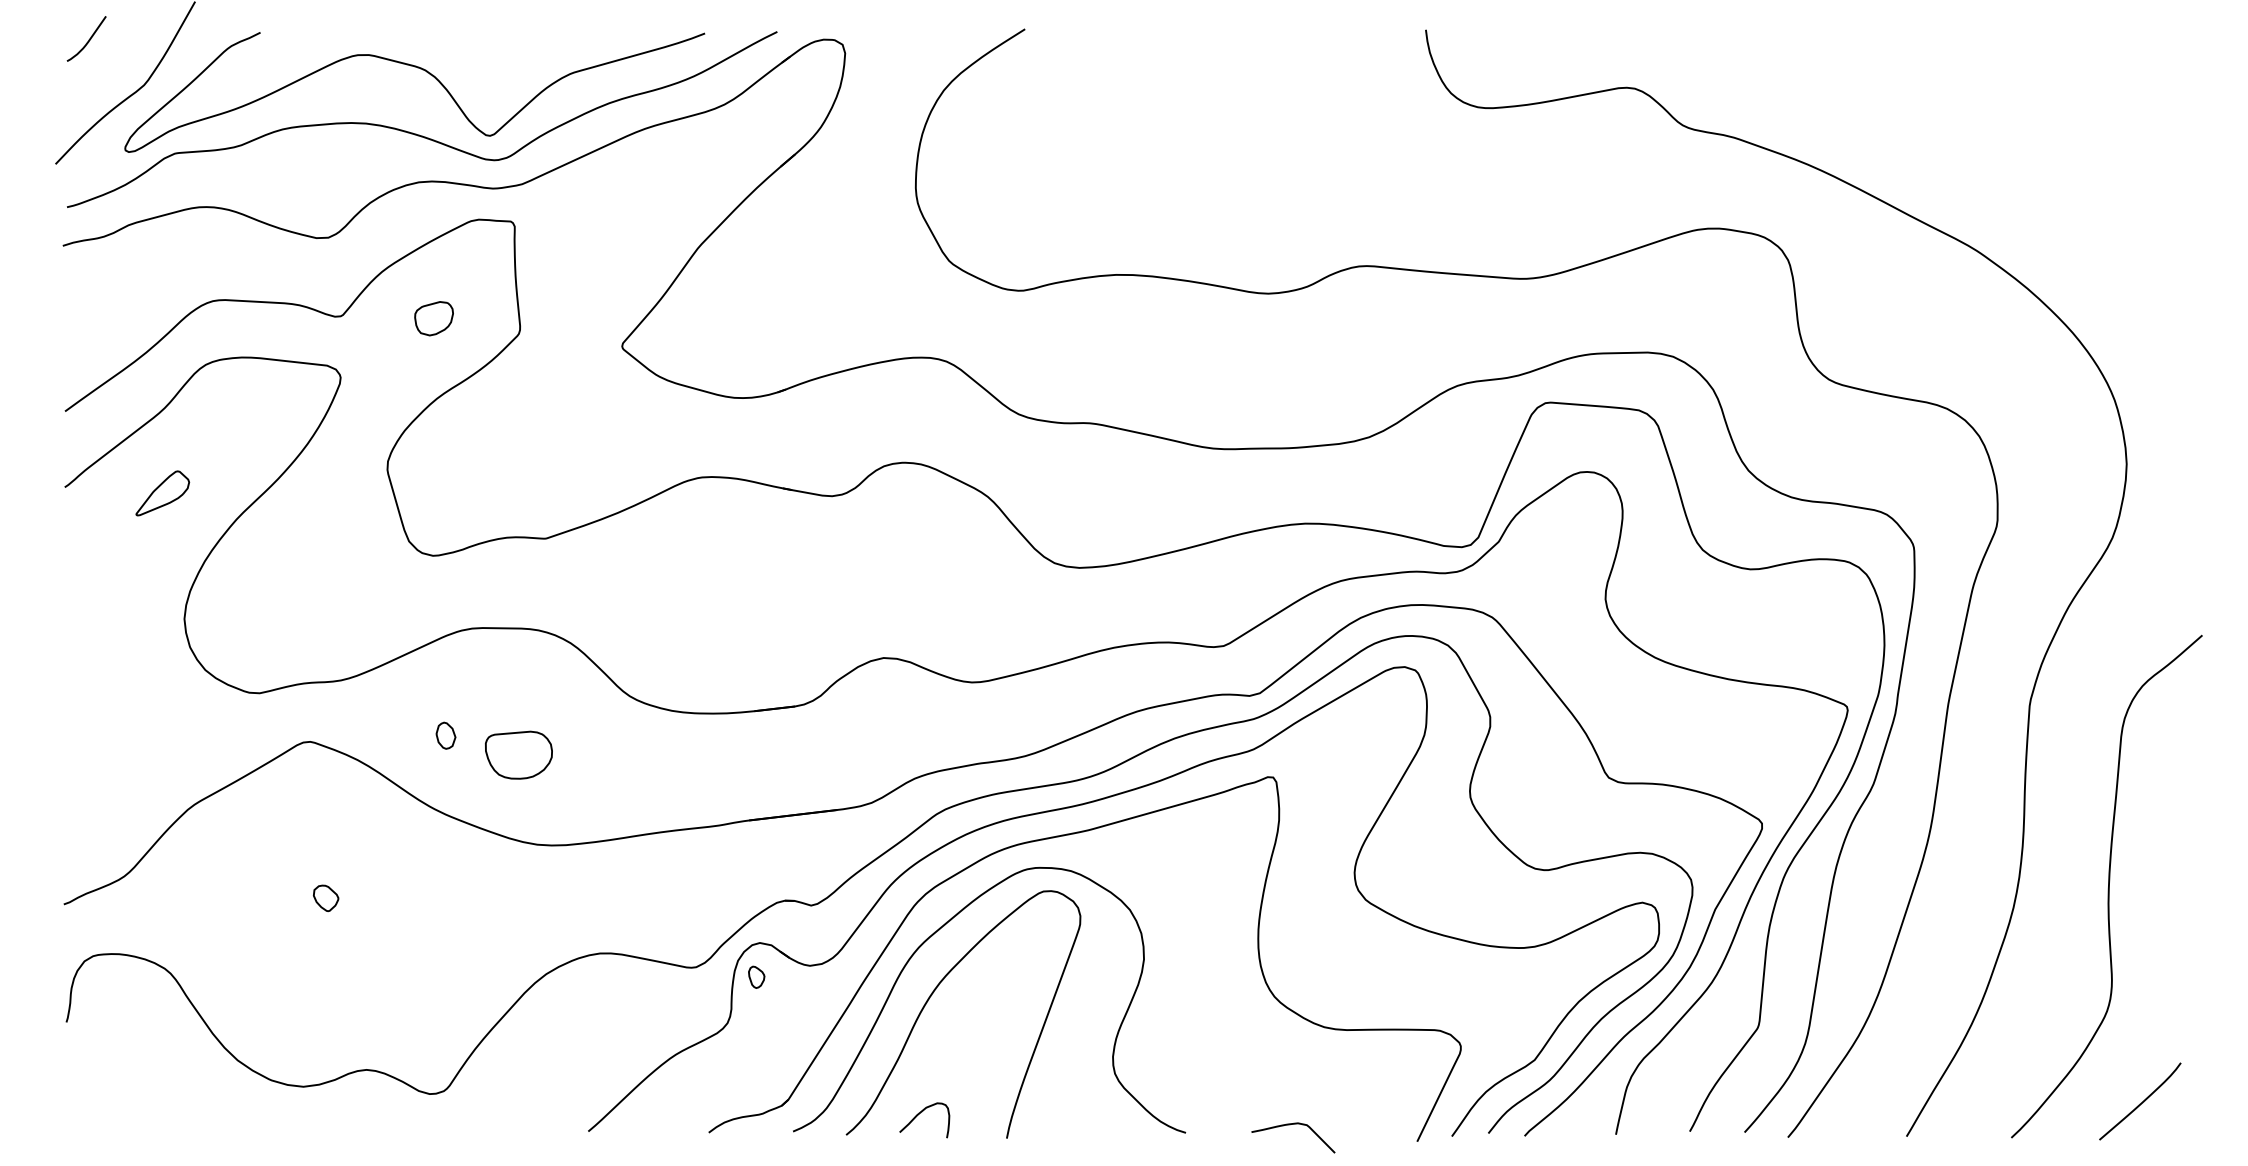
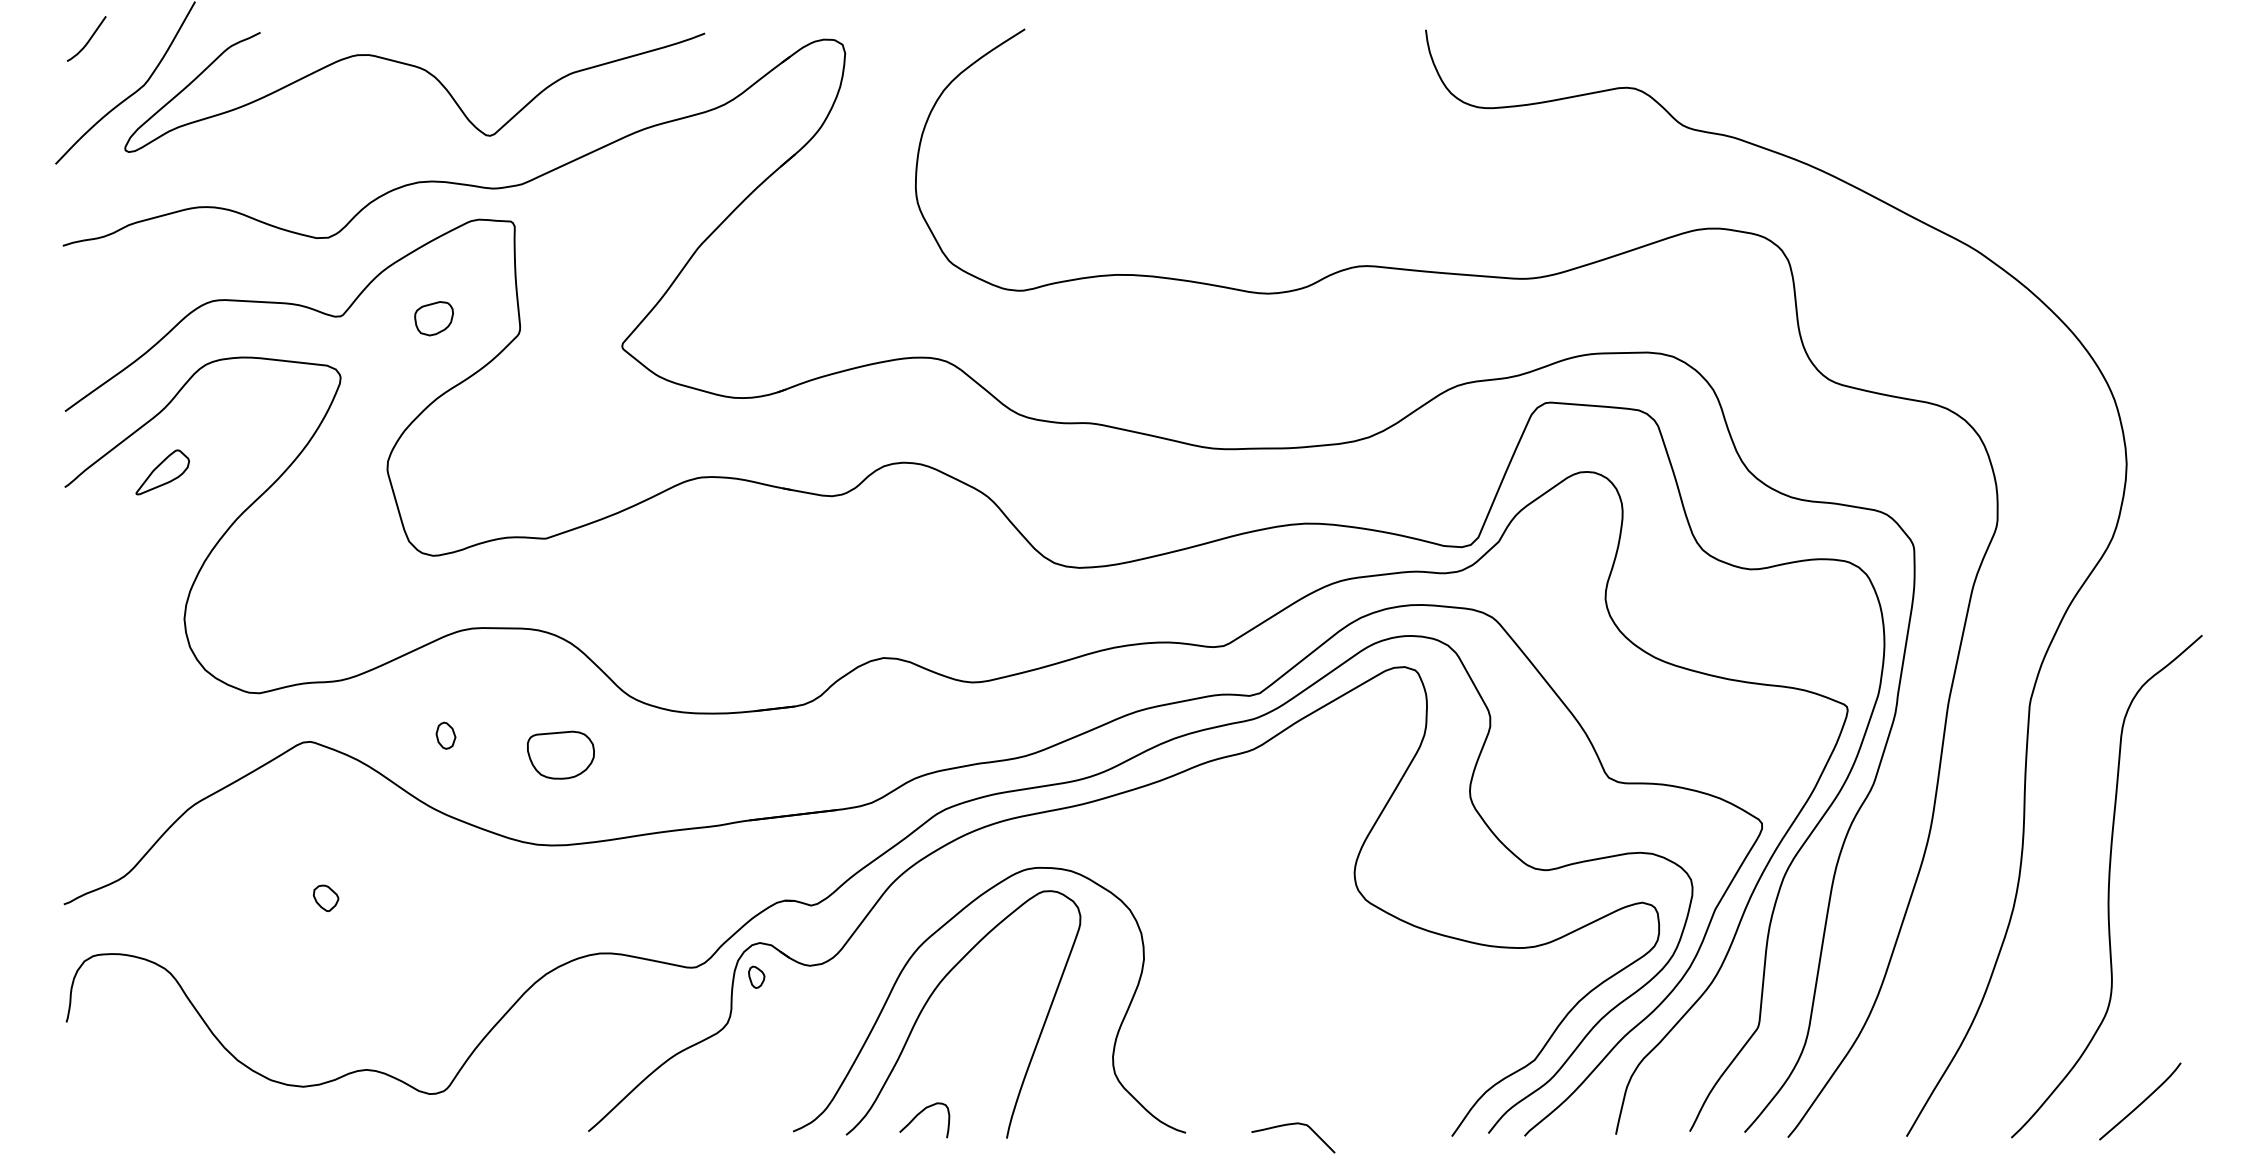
curve: present -> none (416, 133)
part position: (162, 493) -> (162, 472) (162, 472)
part position: (518, 754) -> (560, 754) (560, 754)
part: present -> none (1059, 837)
